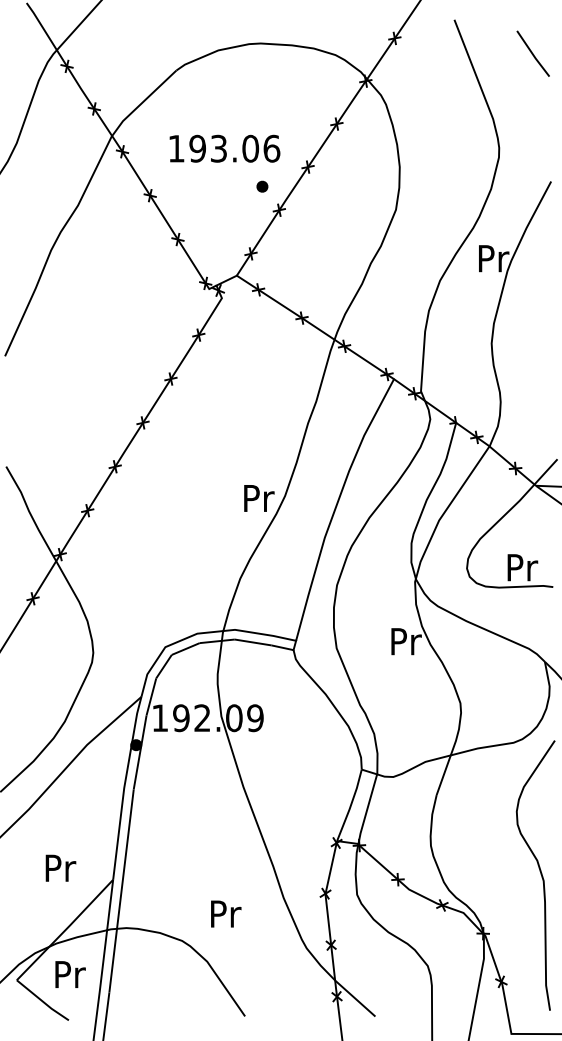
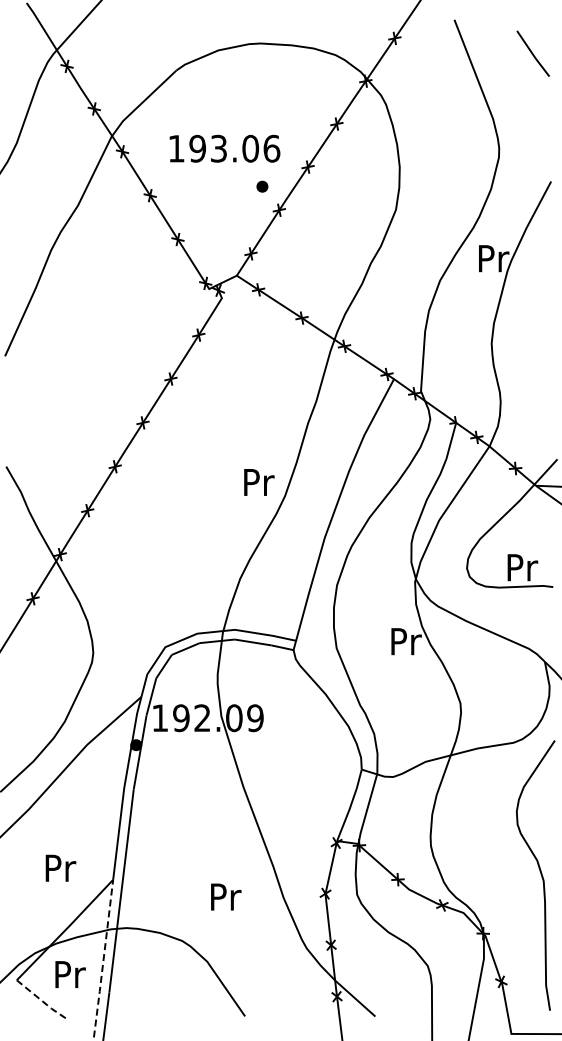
text position: (259, 498) -> (259, 482) (259, 482)
text position: (226, 913) -> (226, 896) (226, 896)
line: solid -> dashed (103, 960)
line: solid -> dashed (42, 1001)
